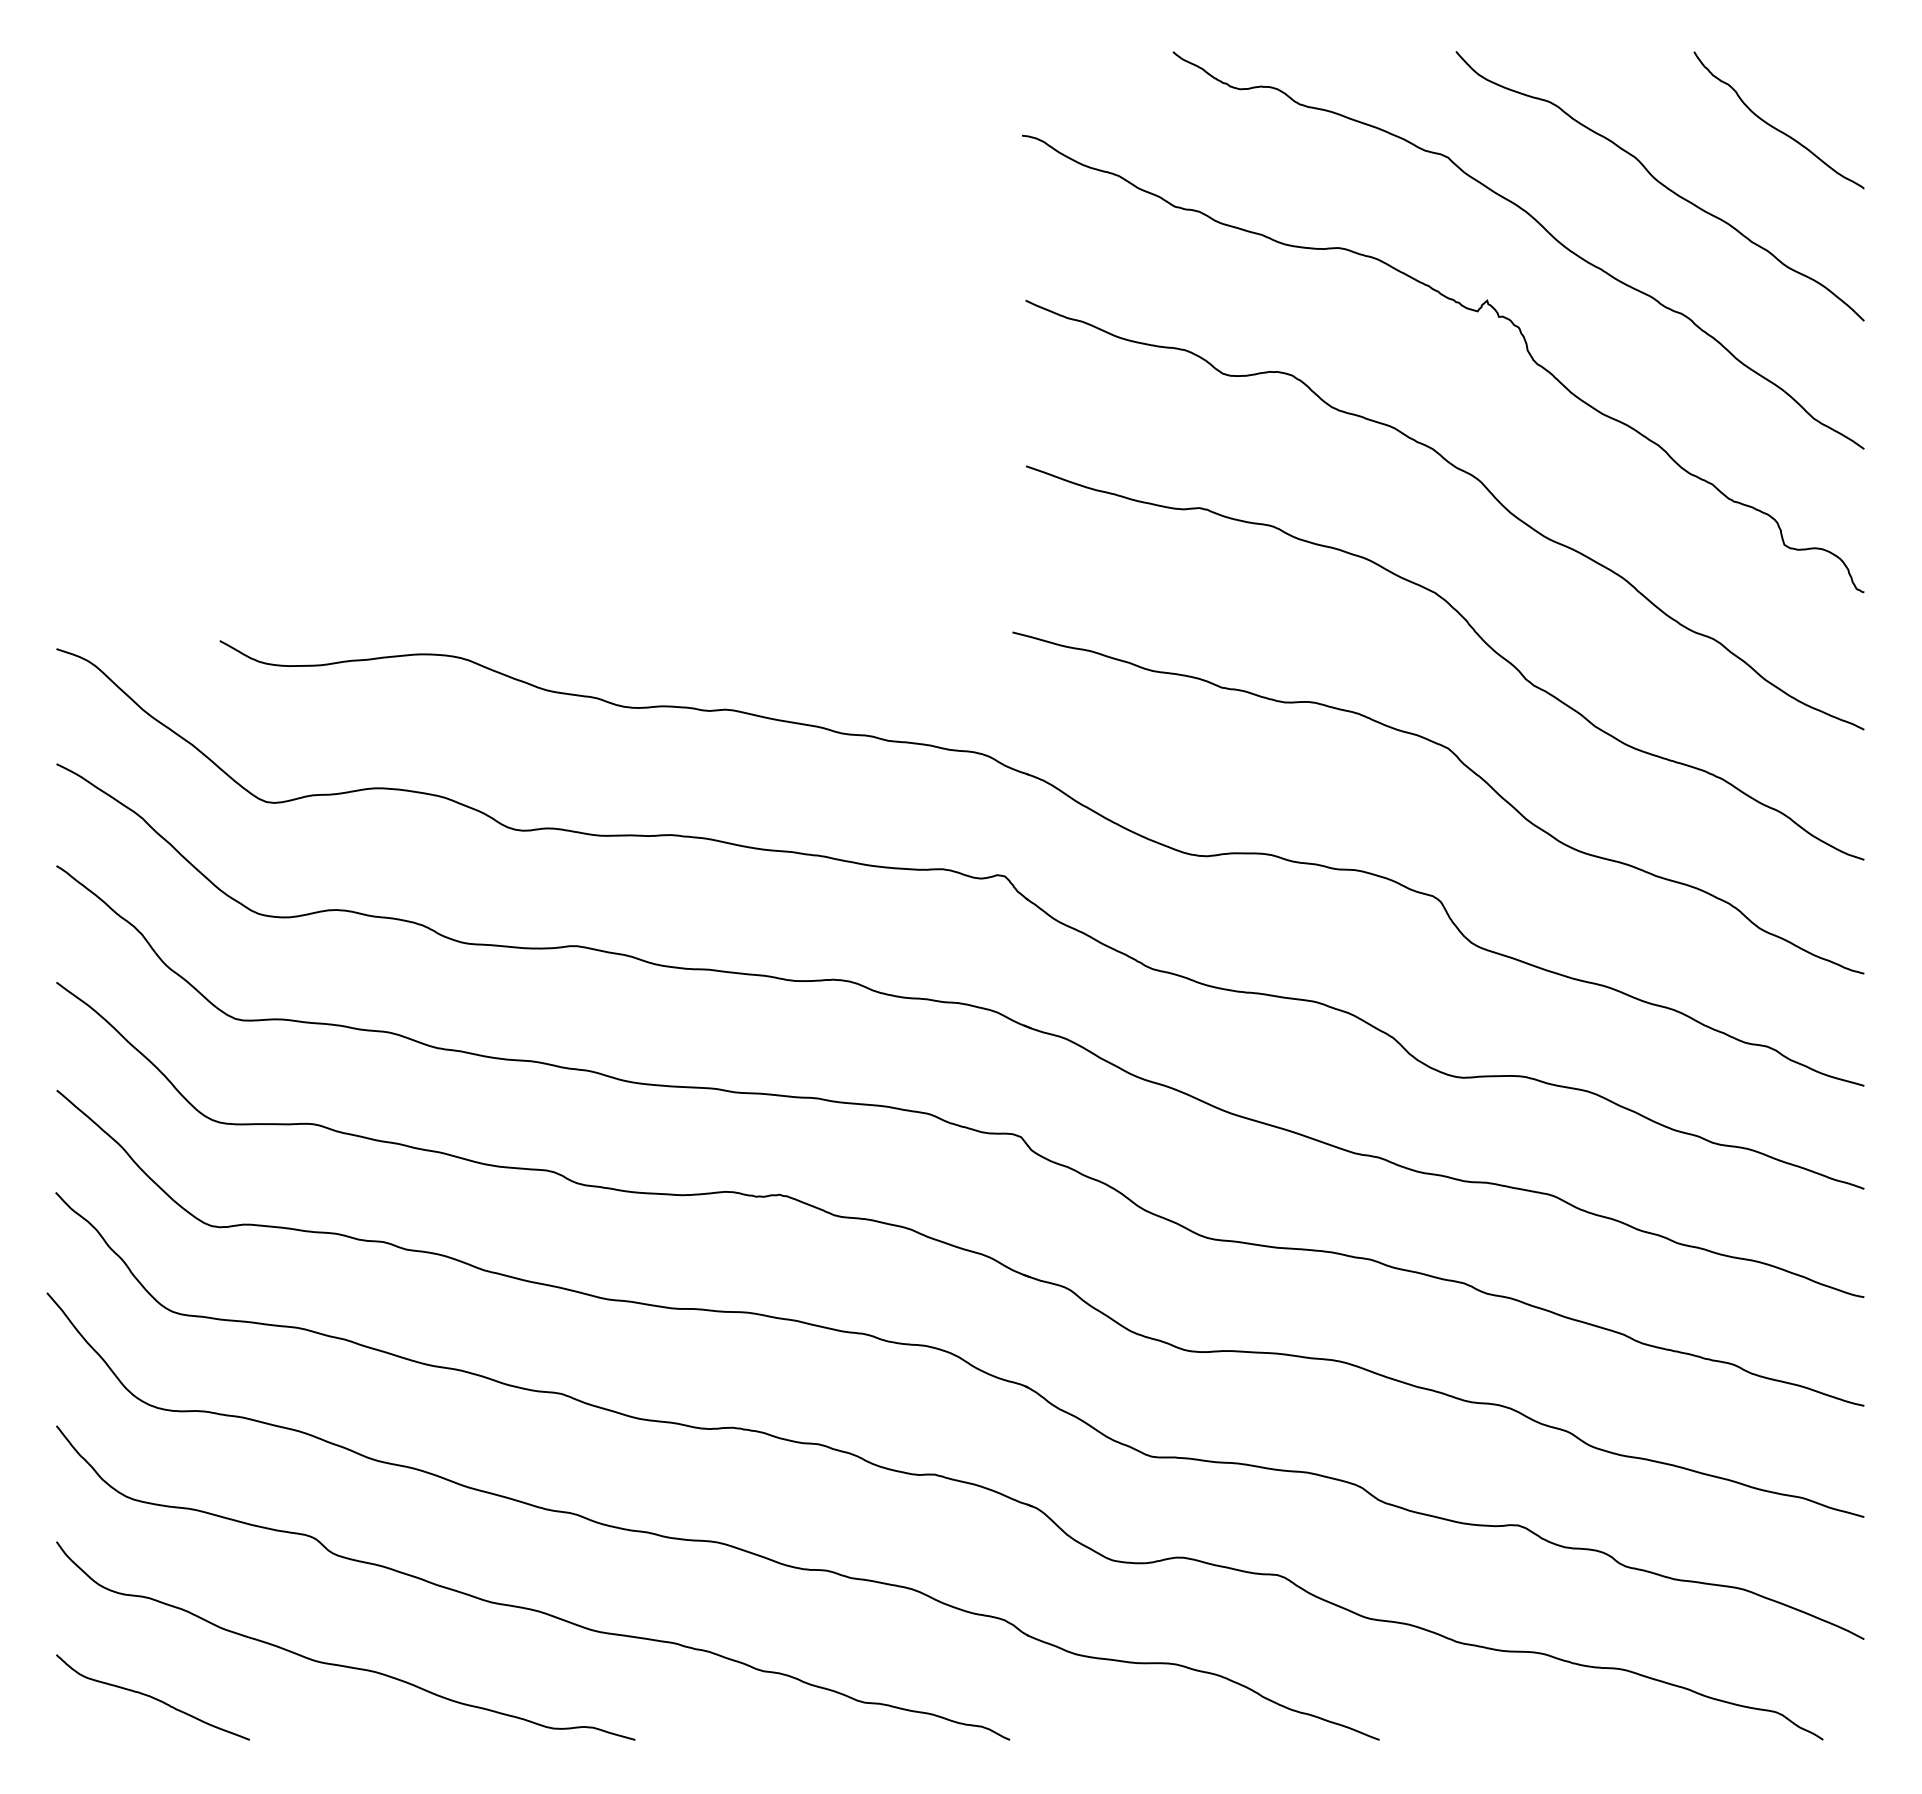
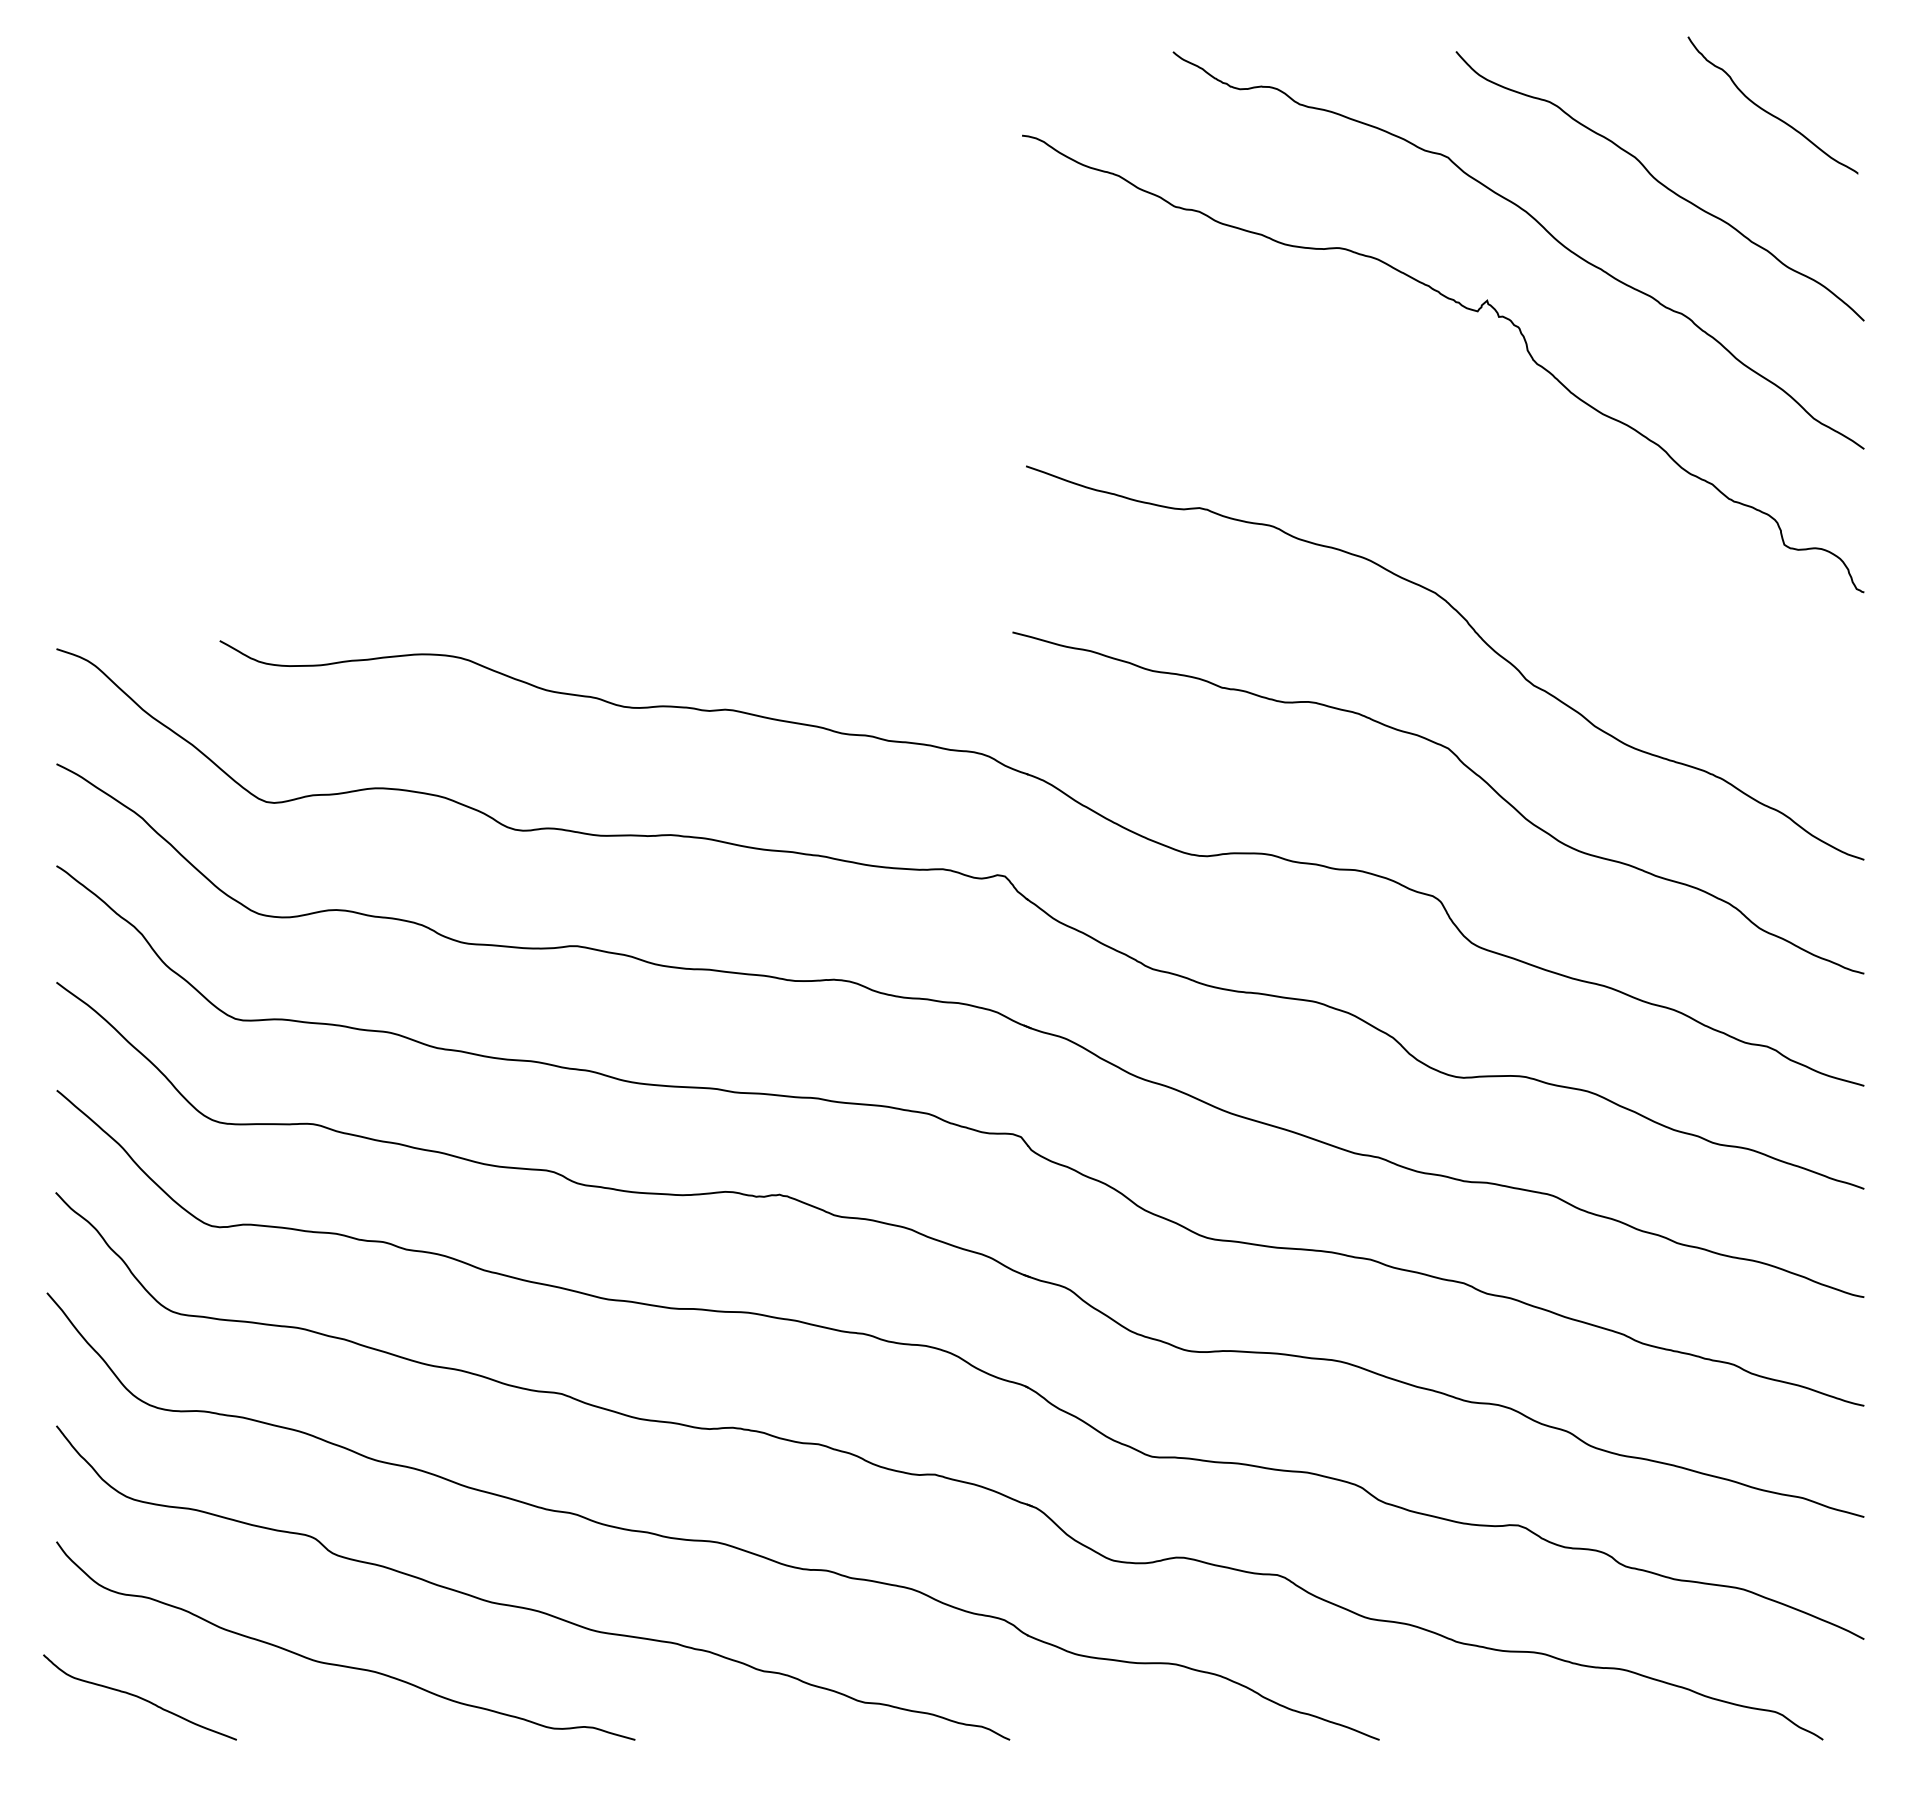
curve position: (1774, 126) -> (1768, 111) (1768, 111)
curve: present -> none (1463, 472)
curve position: (152, 1697) -> (139, 1697) (139, 1697)
